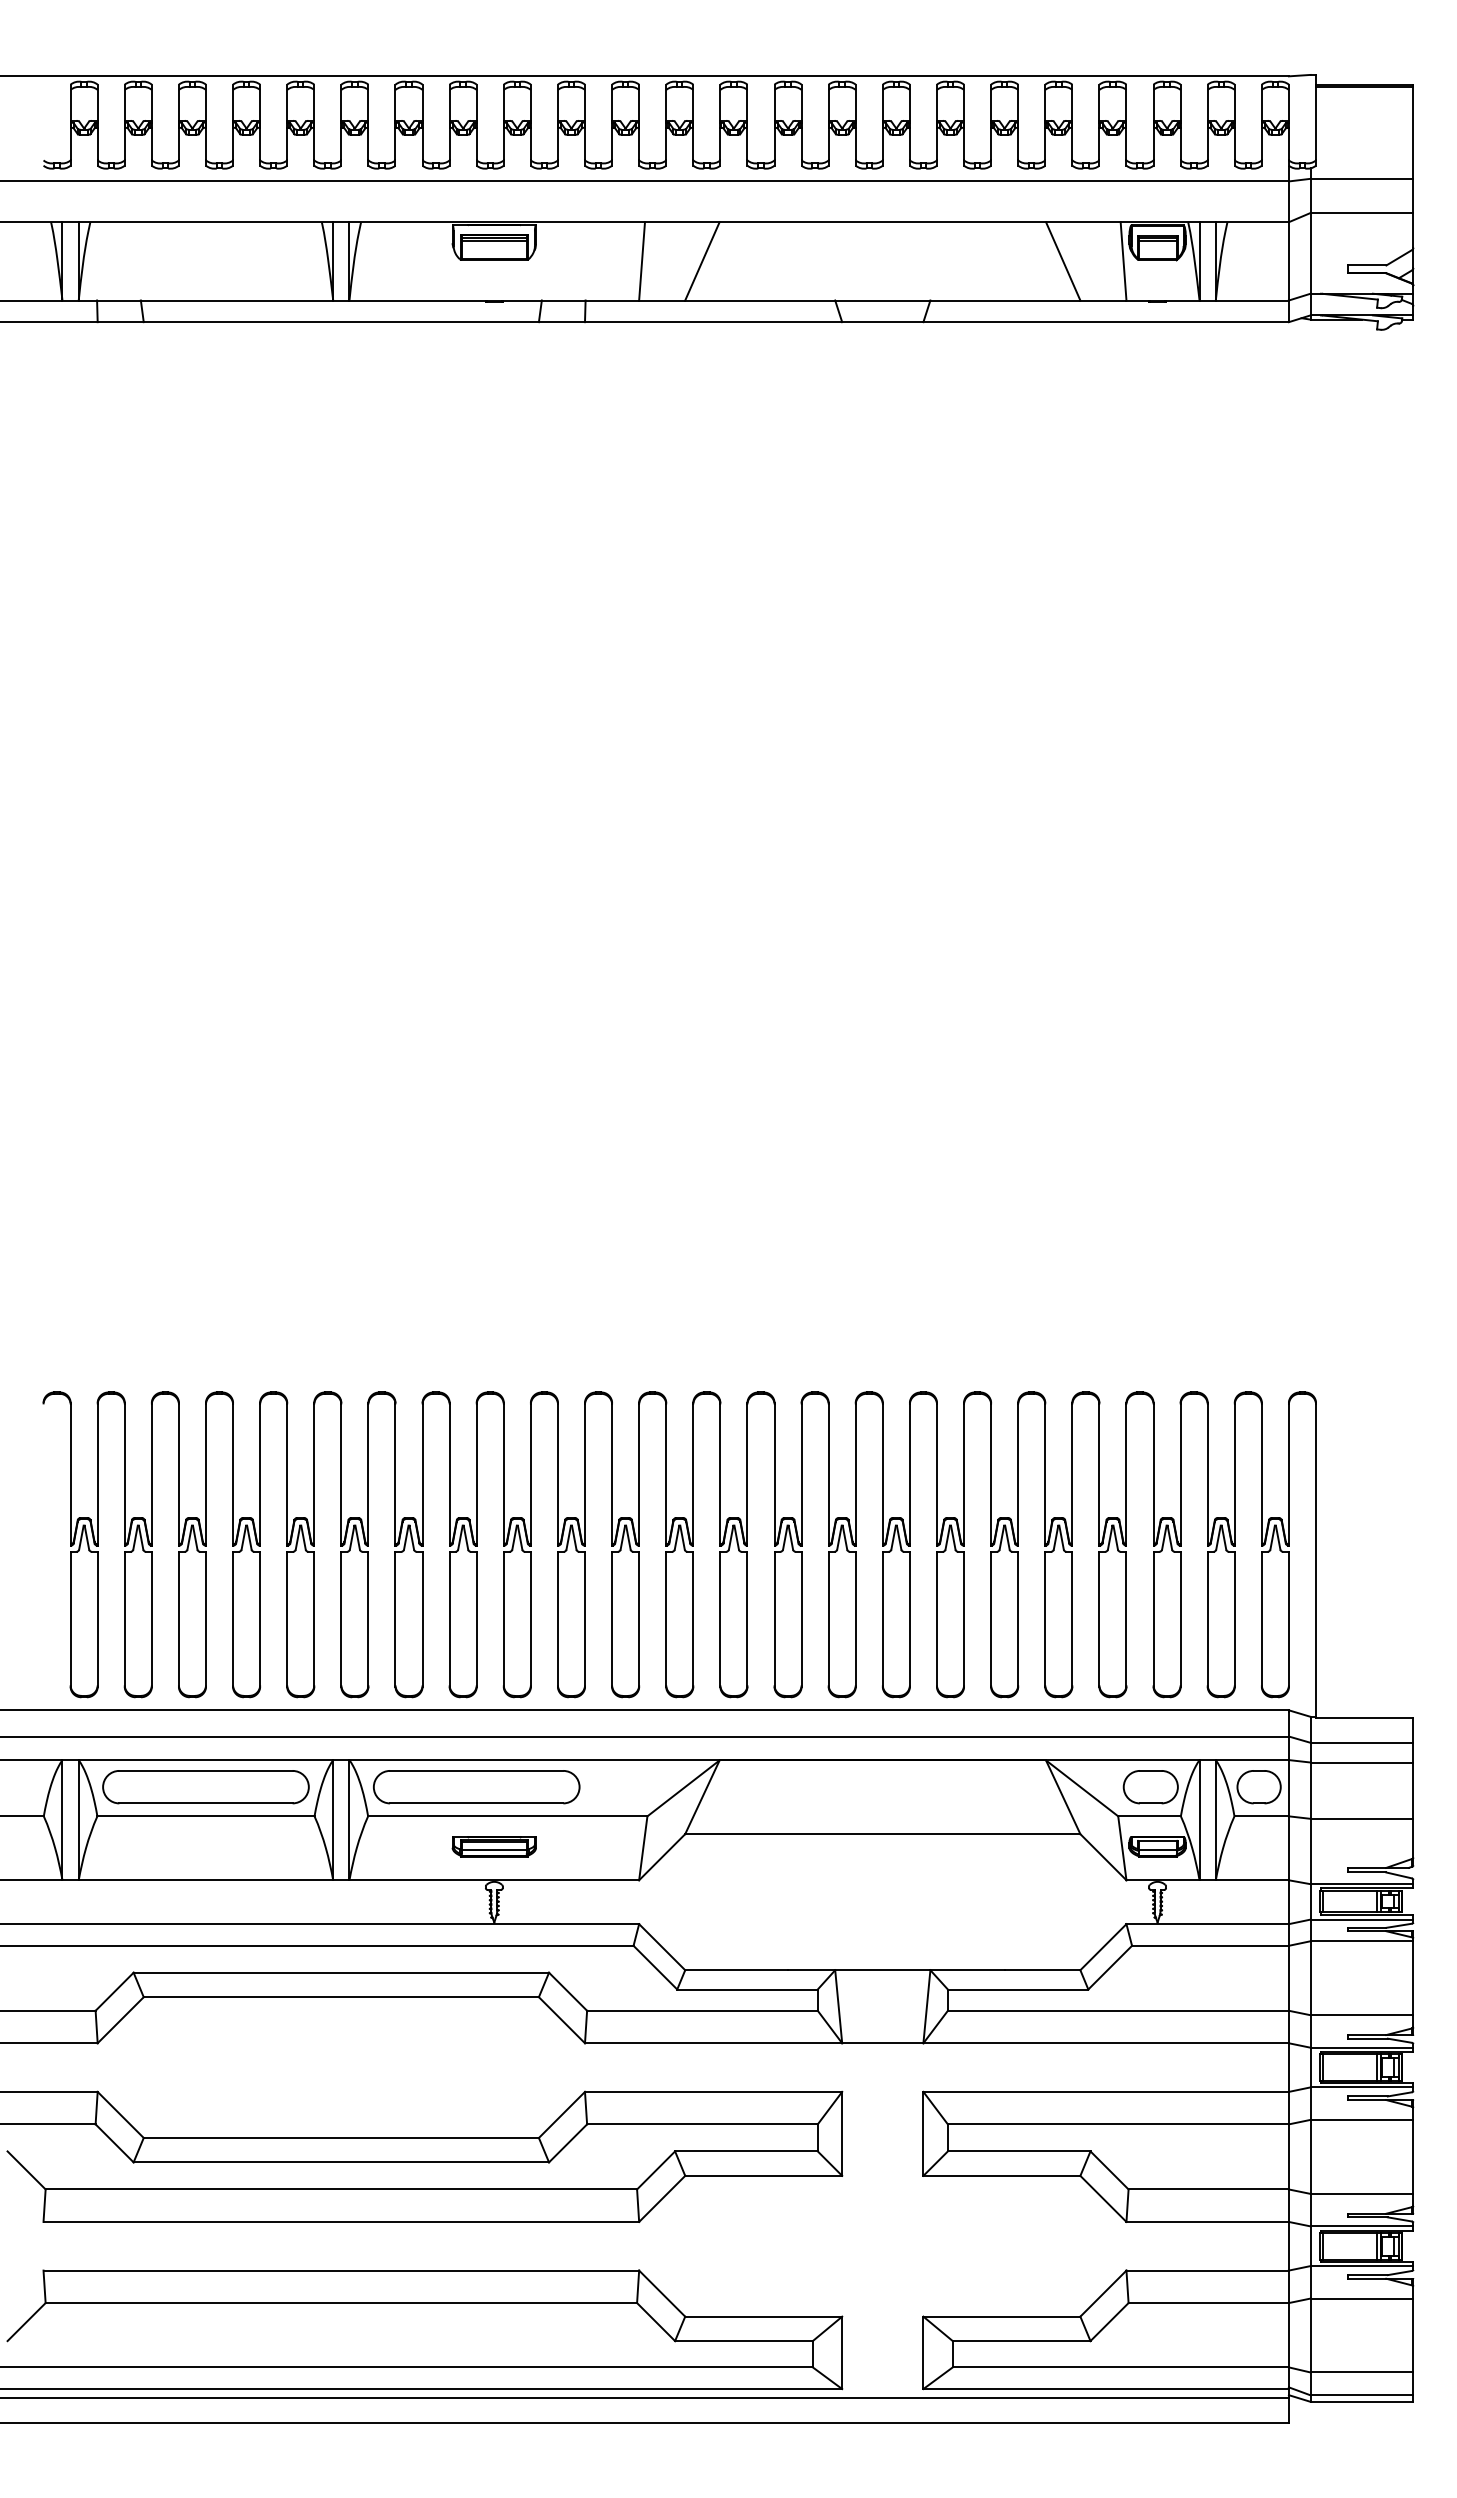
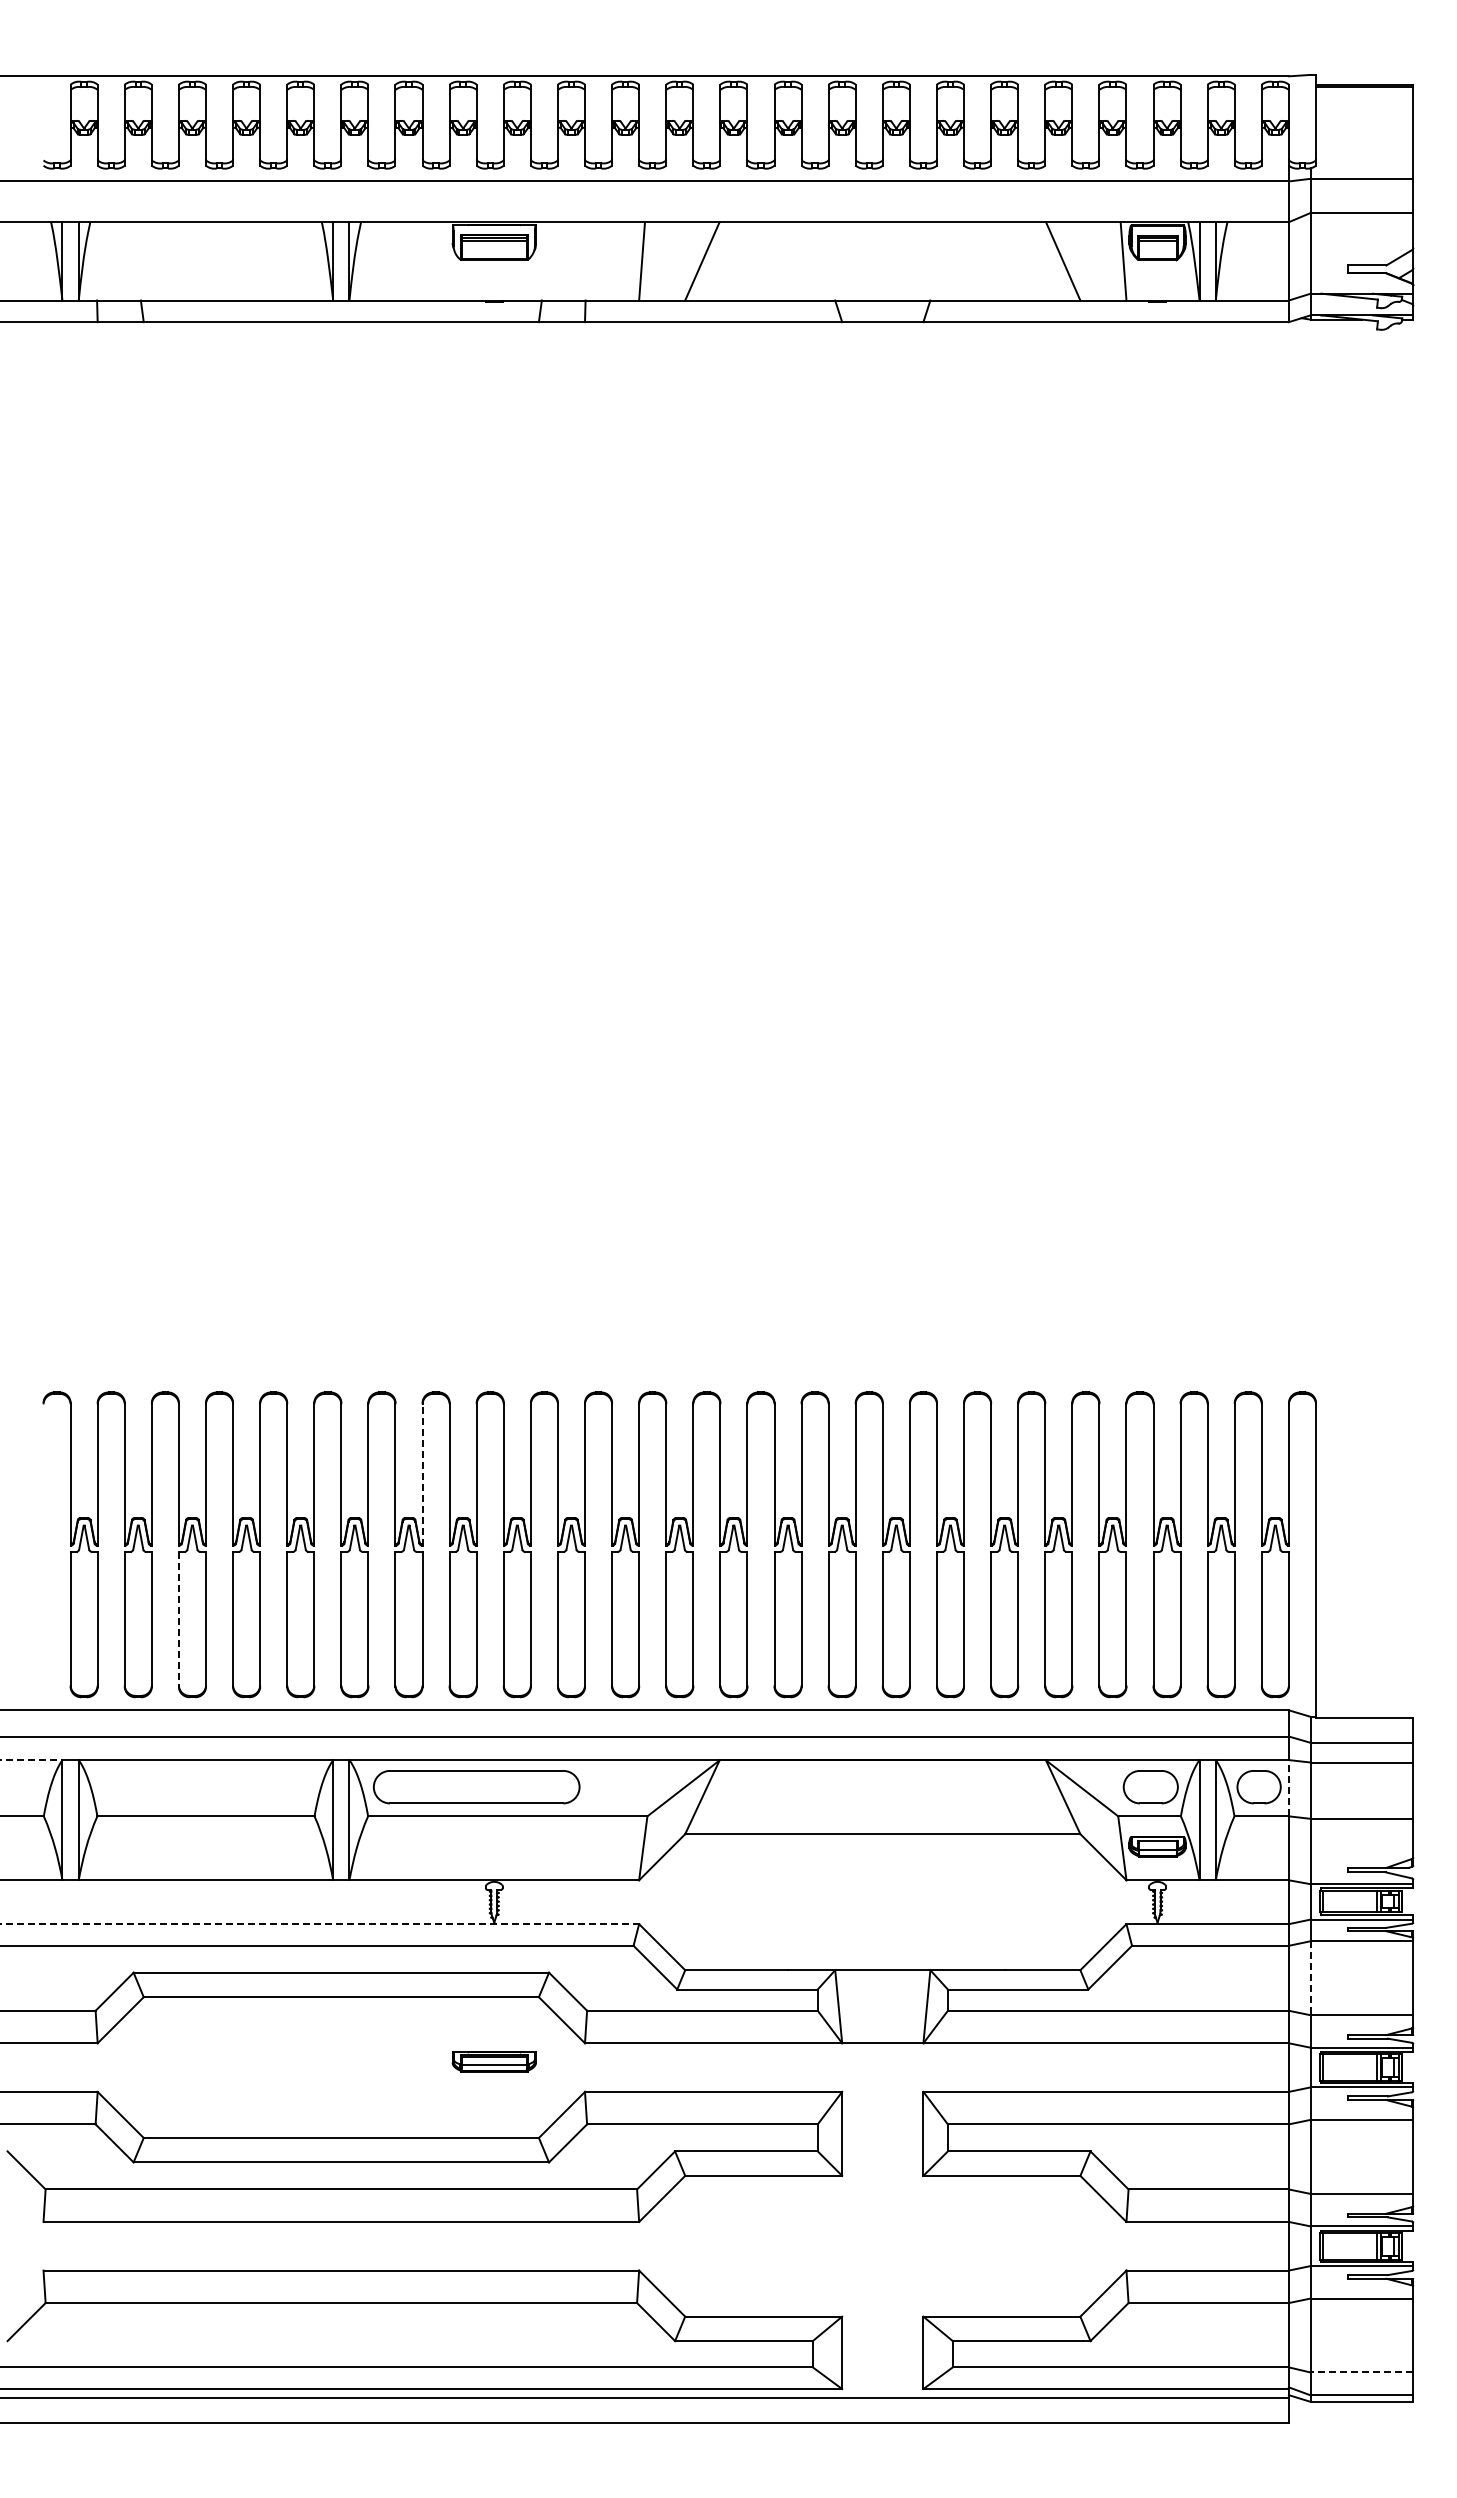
line: solid -> dashed (422, 1474)
line: solid -> dashed (178, 1619)
line: solid -> dashed (31, 1760)
part: present -> none (205, 1787)
line: solid -> dashed (1288, 1787)
part position: (493, 1846) -> (493, 2061) (493, 2061)
line: solid -> dashed (320, 1924)
line: solid -> dashed (1310, 1978)
line: solid -> dashed (1361, 2372)
